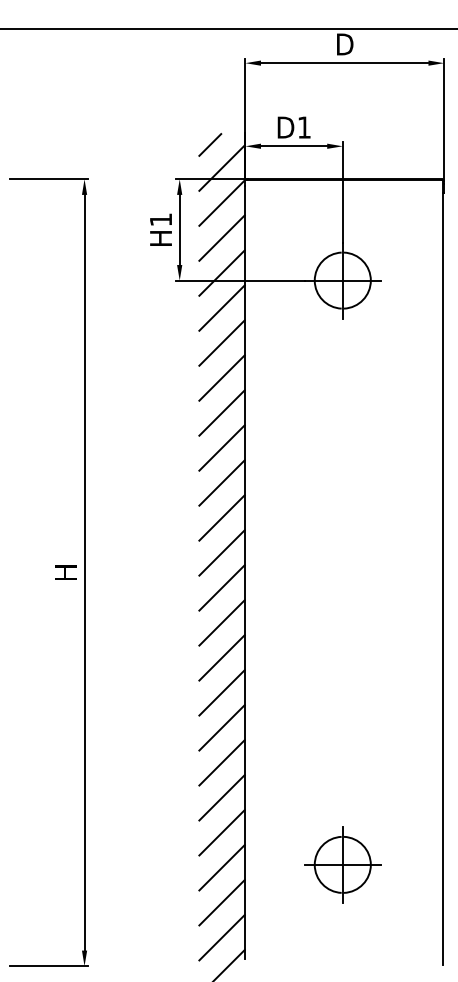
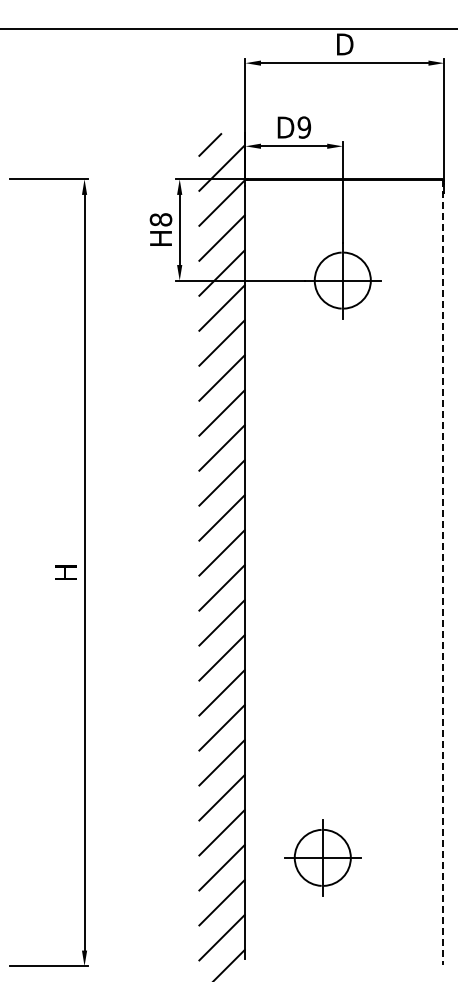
text: D1 -> D9 (304, 127)
text: H1 -> H8 (160, 219)
line: solid -> dashed (443, 572)
part position: (342, 864) -> (322, 857) (322, 857)
